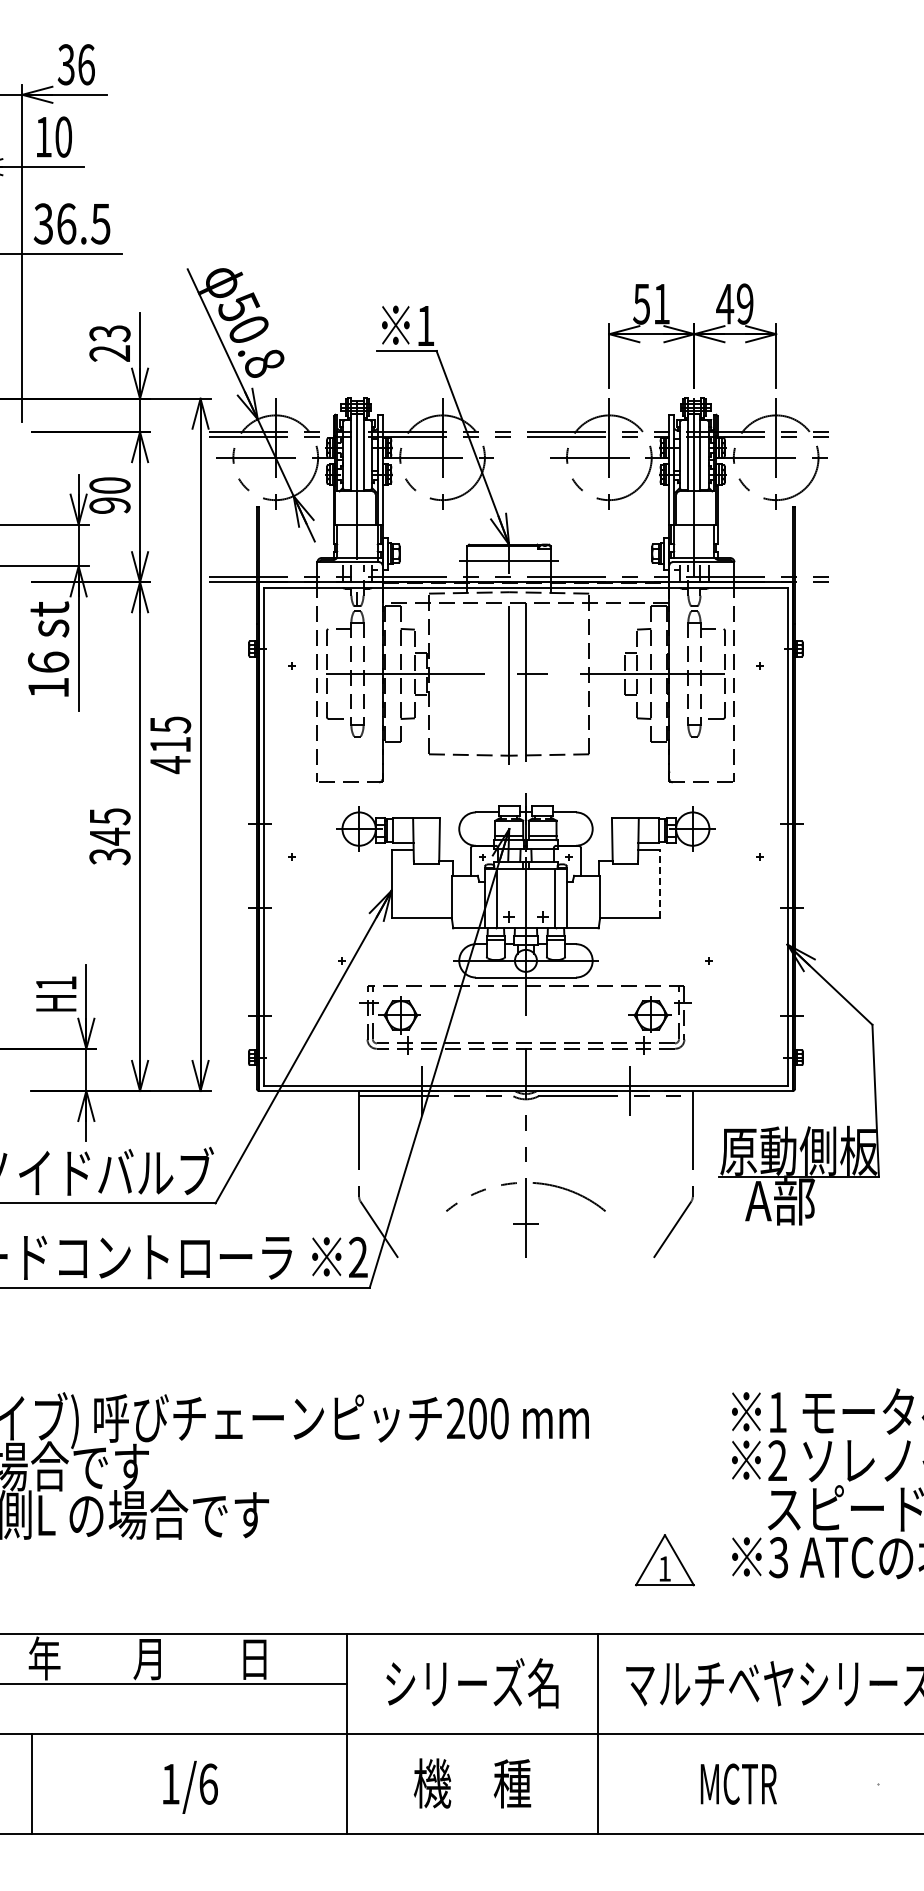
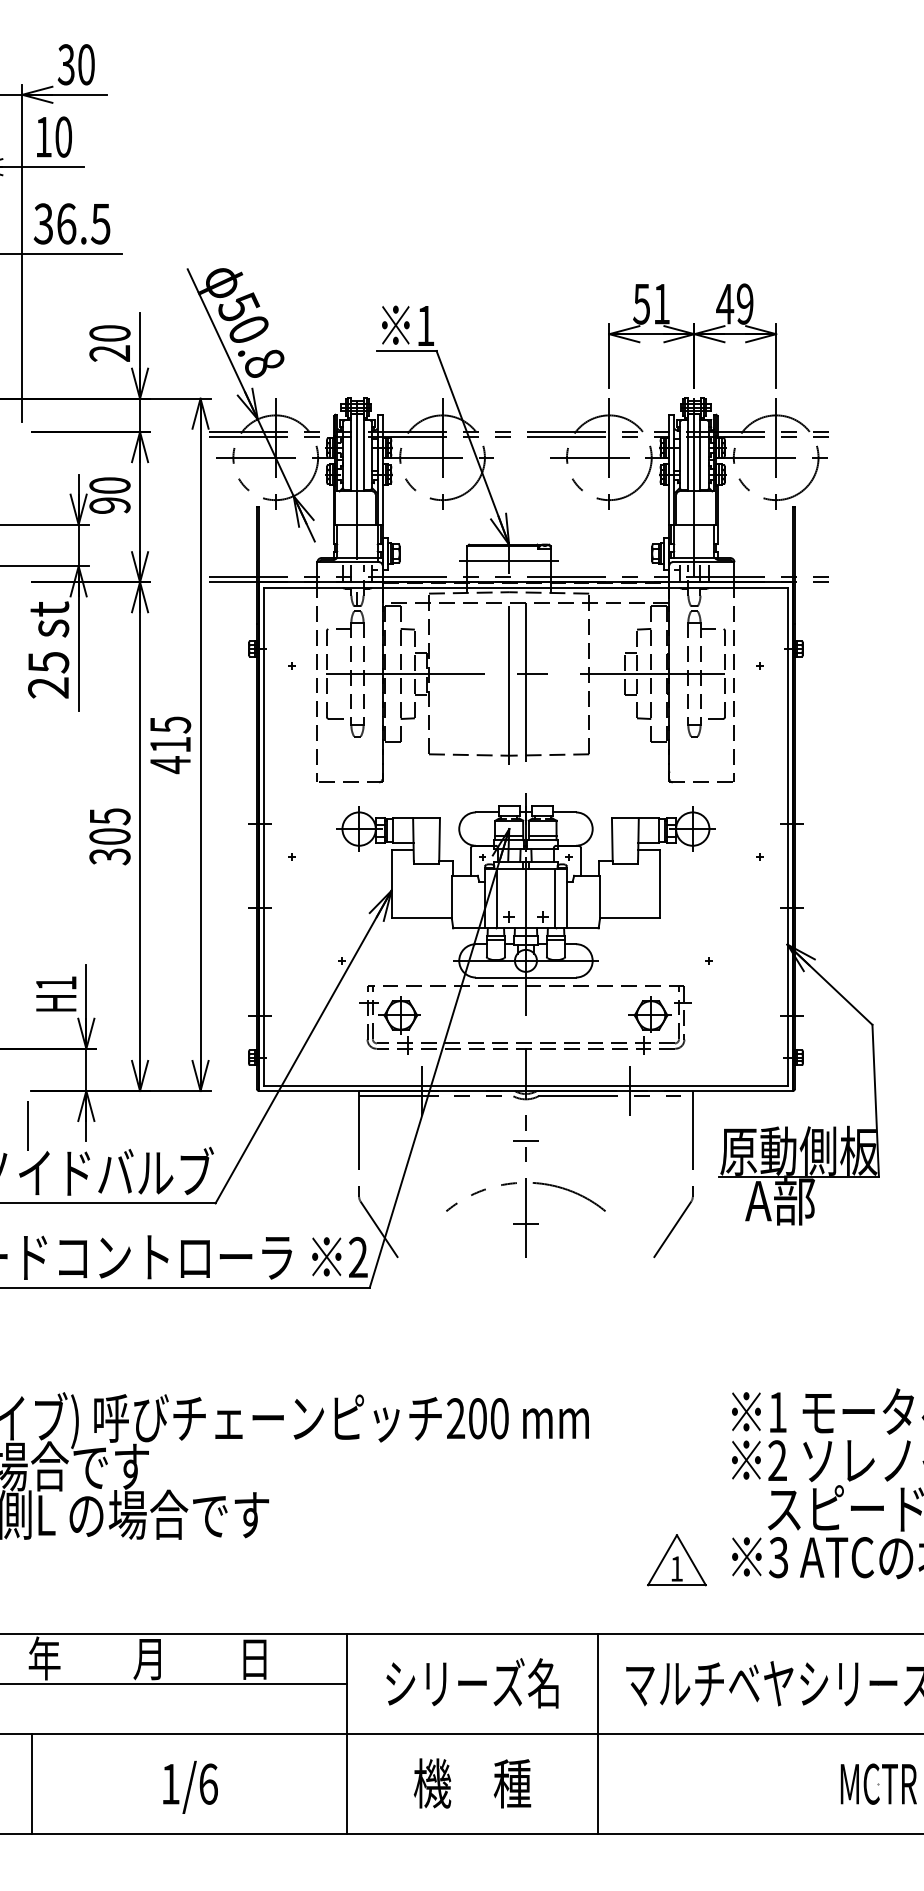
text: 36 -> 30 (86, 64)
text: 23 -> 20 (109, 333)
text: 16 -> 25 (48, 674)
text: 345 -> 305 (109, 836)
line: dashed -> solid (660, 883)
line: none -> present (27, 1126)
line: none -> present (525, 1141)
part position: (664, 1560) -> (676, 1560) (676, 1560)
text position: (738, 1783) -> (878, 1783) (878, 1783)
